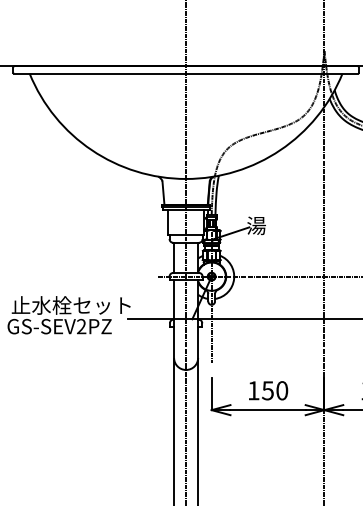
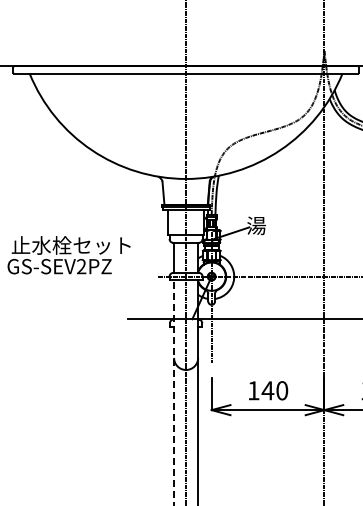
text position: (68, 315) -> (68, 255) (68, 255)
text: 150 -> 140 (267, 390)
line: solid -> dashed (174, 392)
